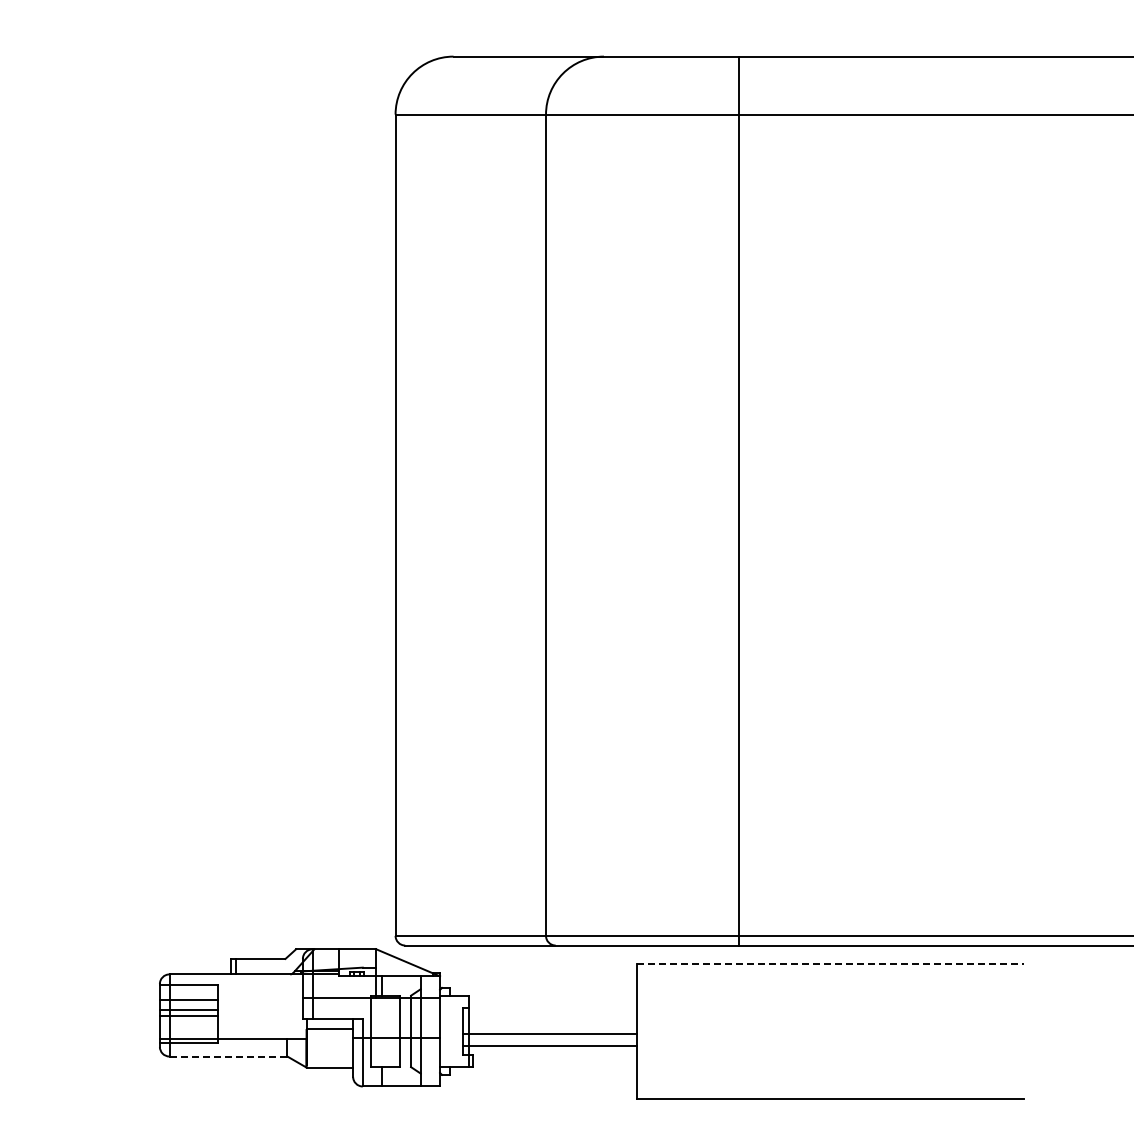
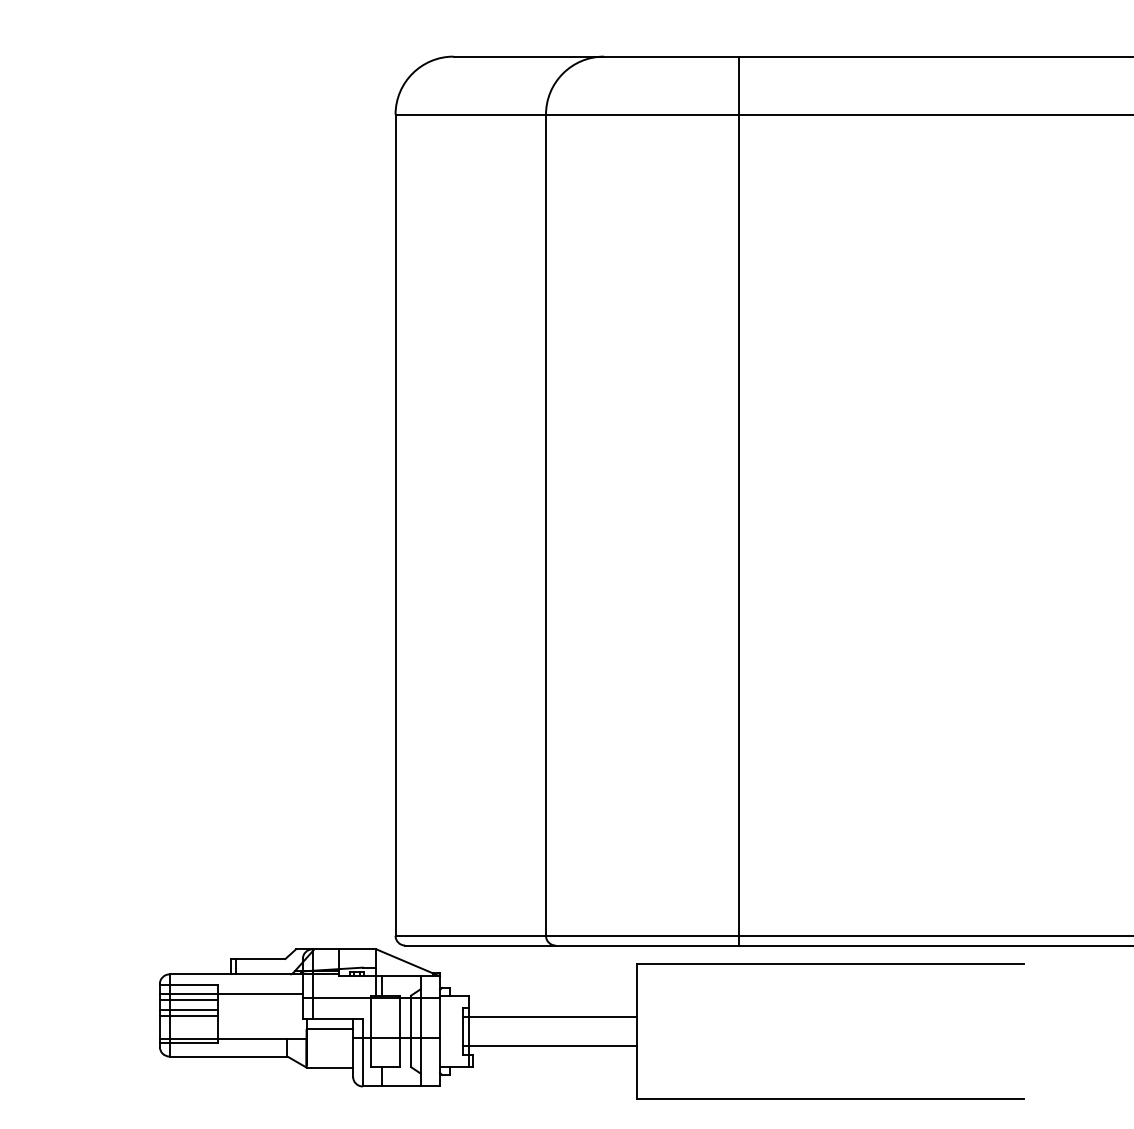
line: dashed -> solid (830, 963)
line: none -> present (230, 993)
line position: (550, 1033) -> (550, 1016) (550, 1016)
line: dashed -> solid (228, 1056)
